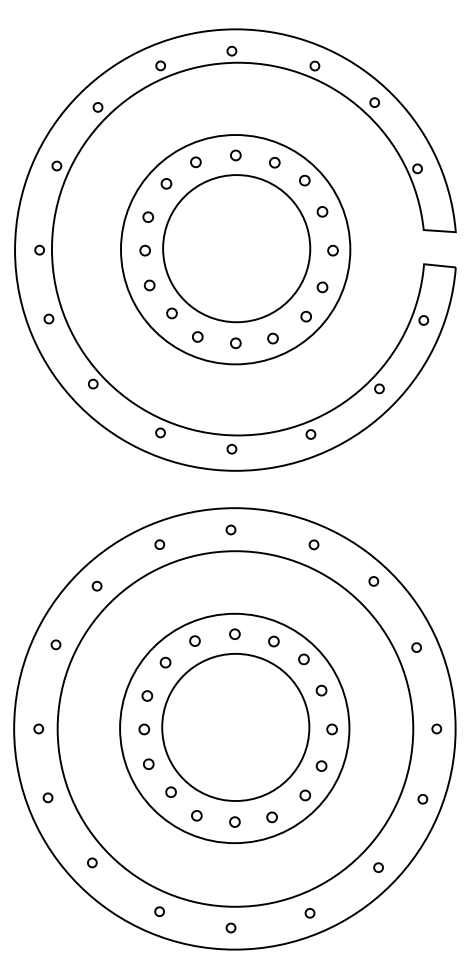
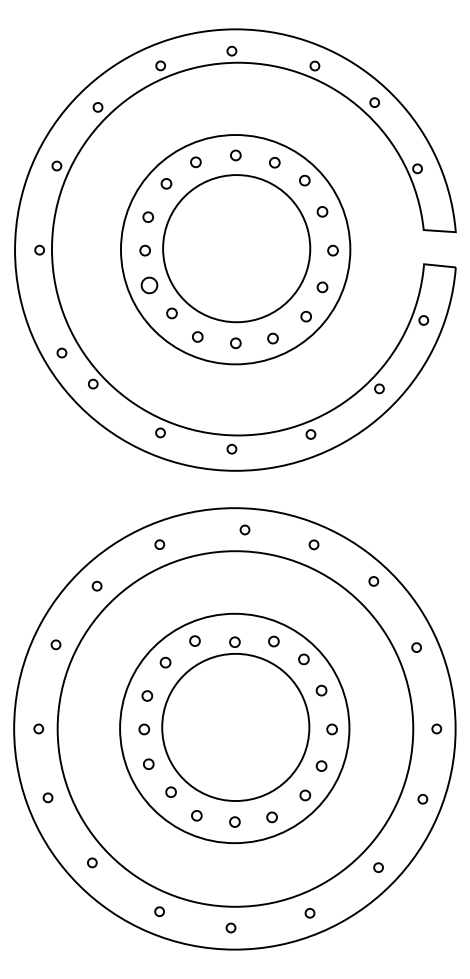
part size: 12x13 px -> 19x19 px (149, 285)
part position: (48, 318) -> (61, 352) (61, 352)
part position: (230, 529) -> (244, 529) (244, 529)
part position: (234, 633) -> (234, 641) (234, 641)
